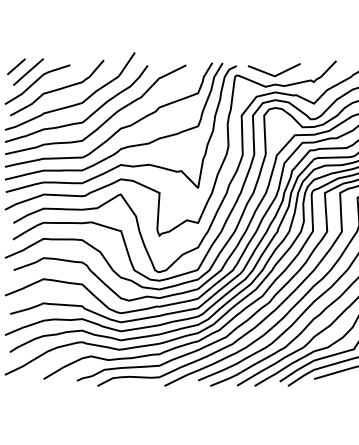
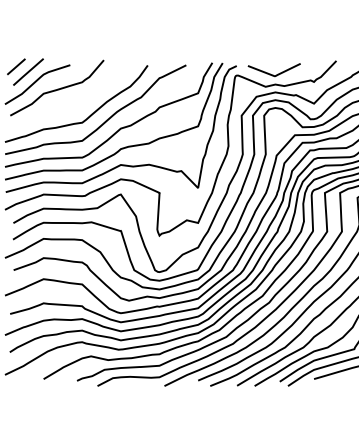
curve: present -> none (72, 104)
